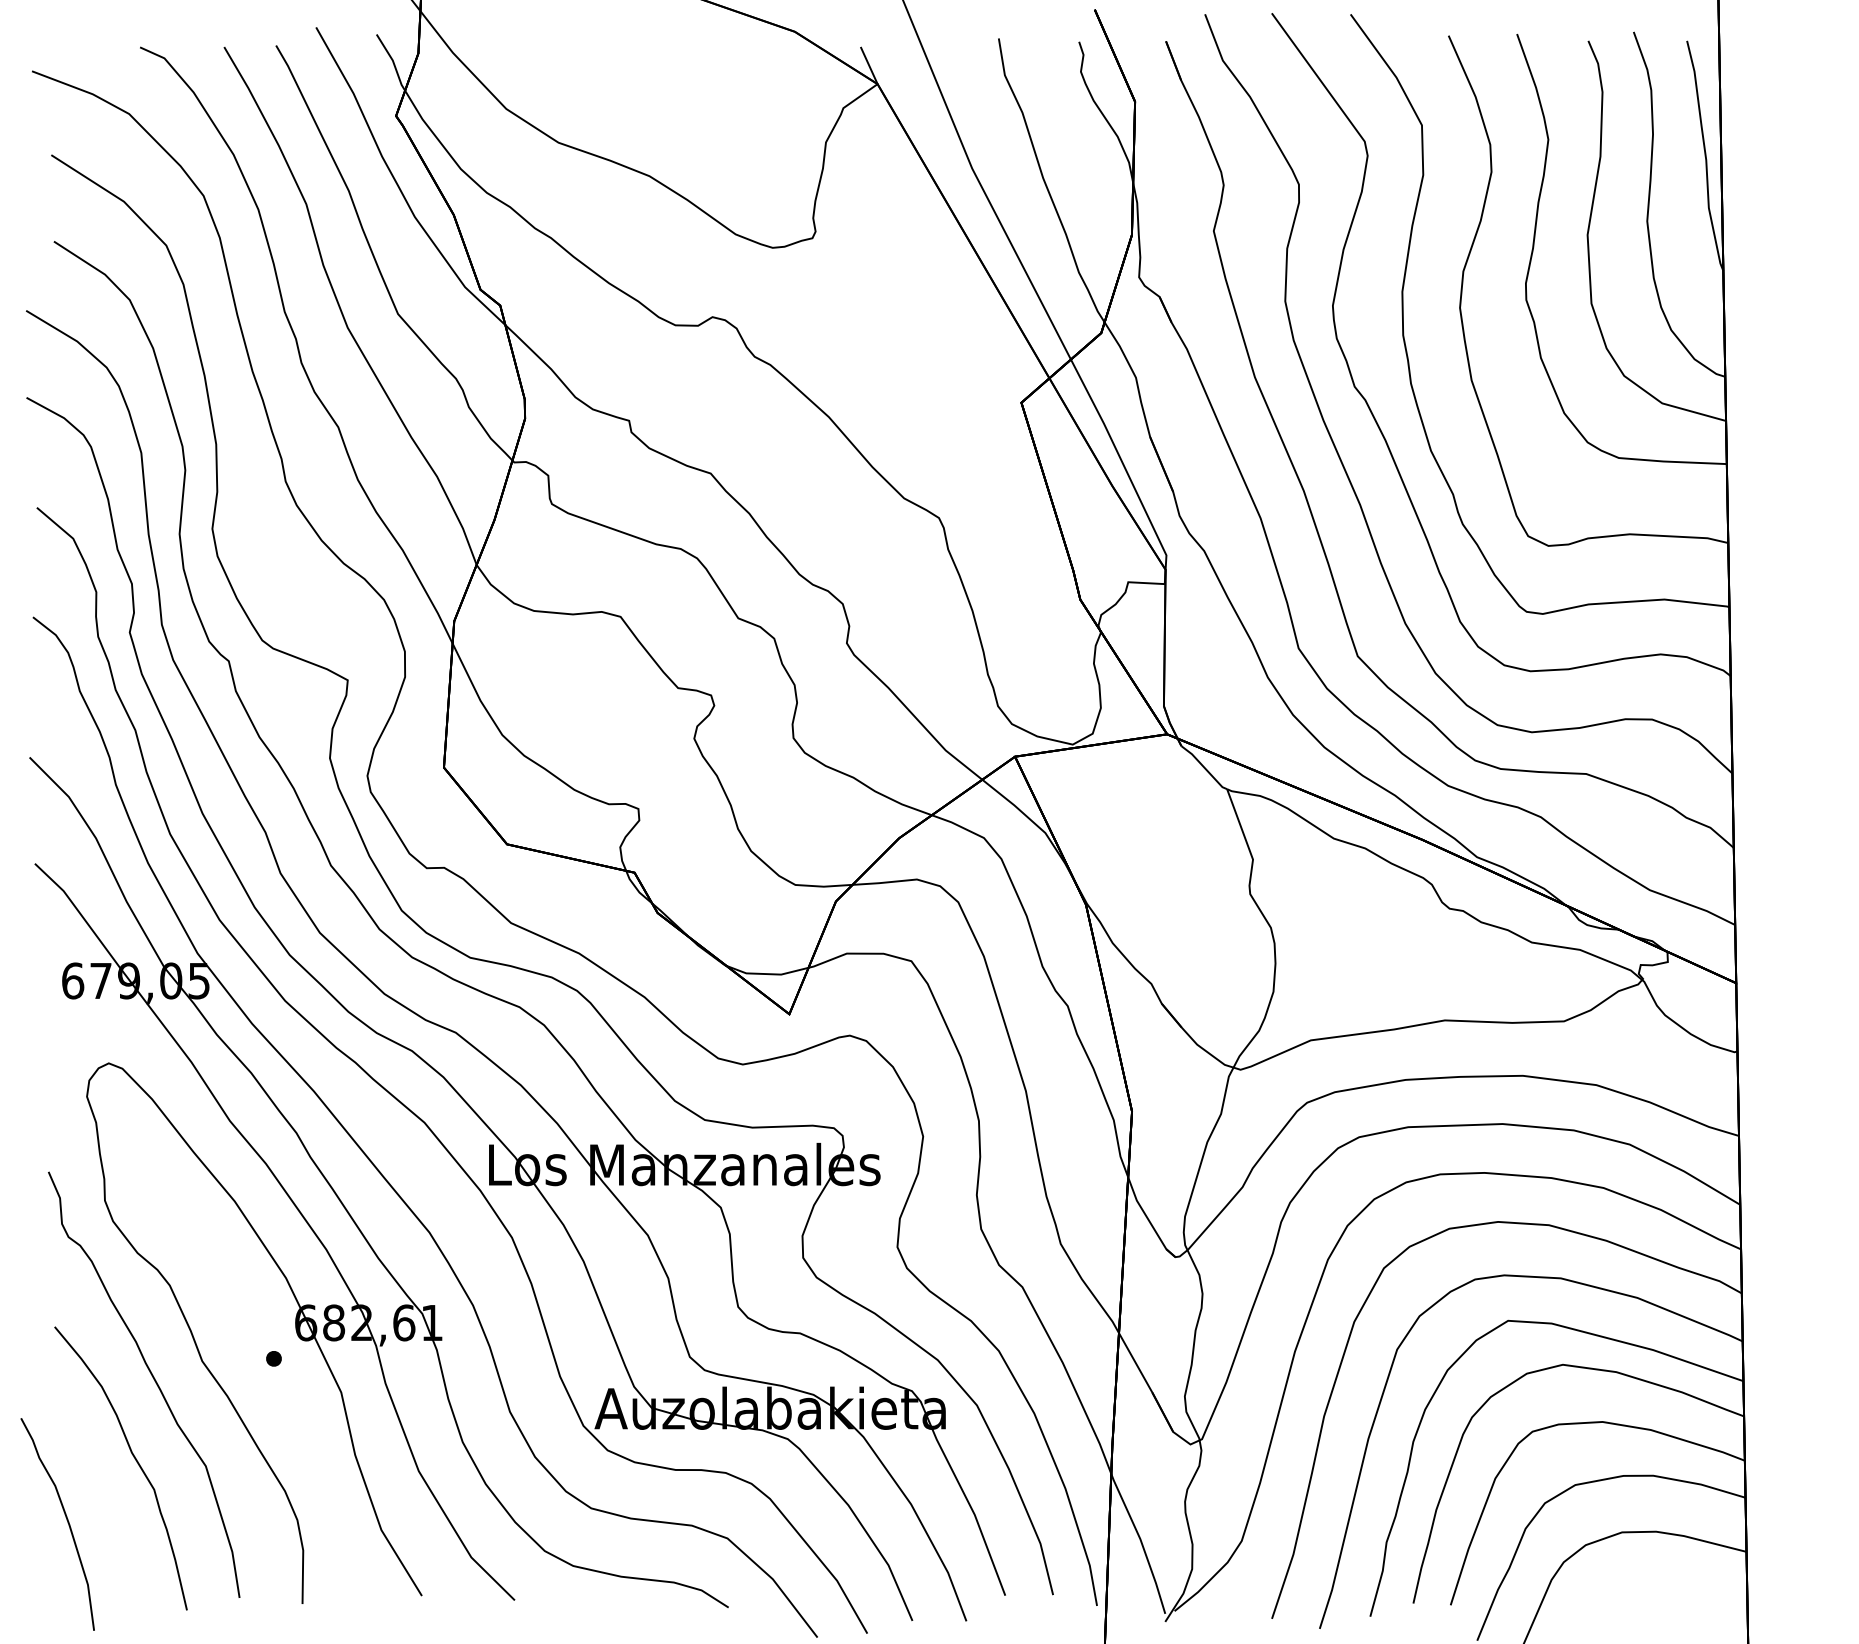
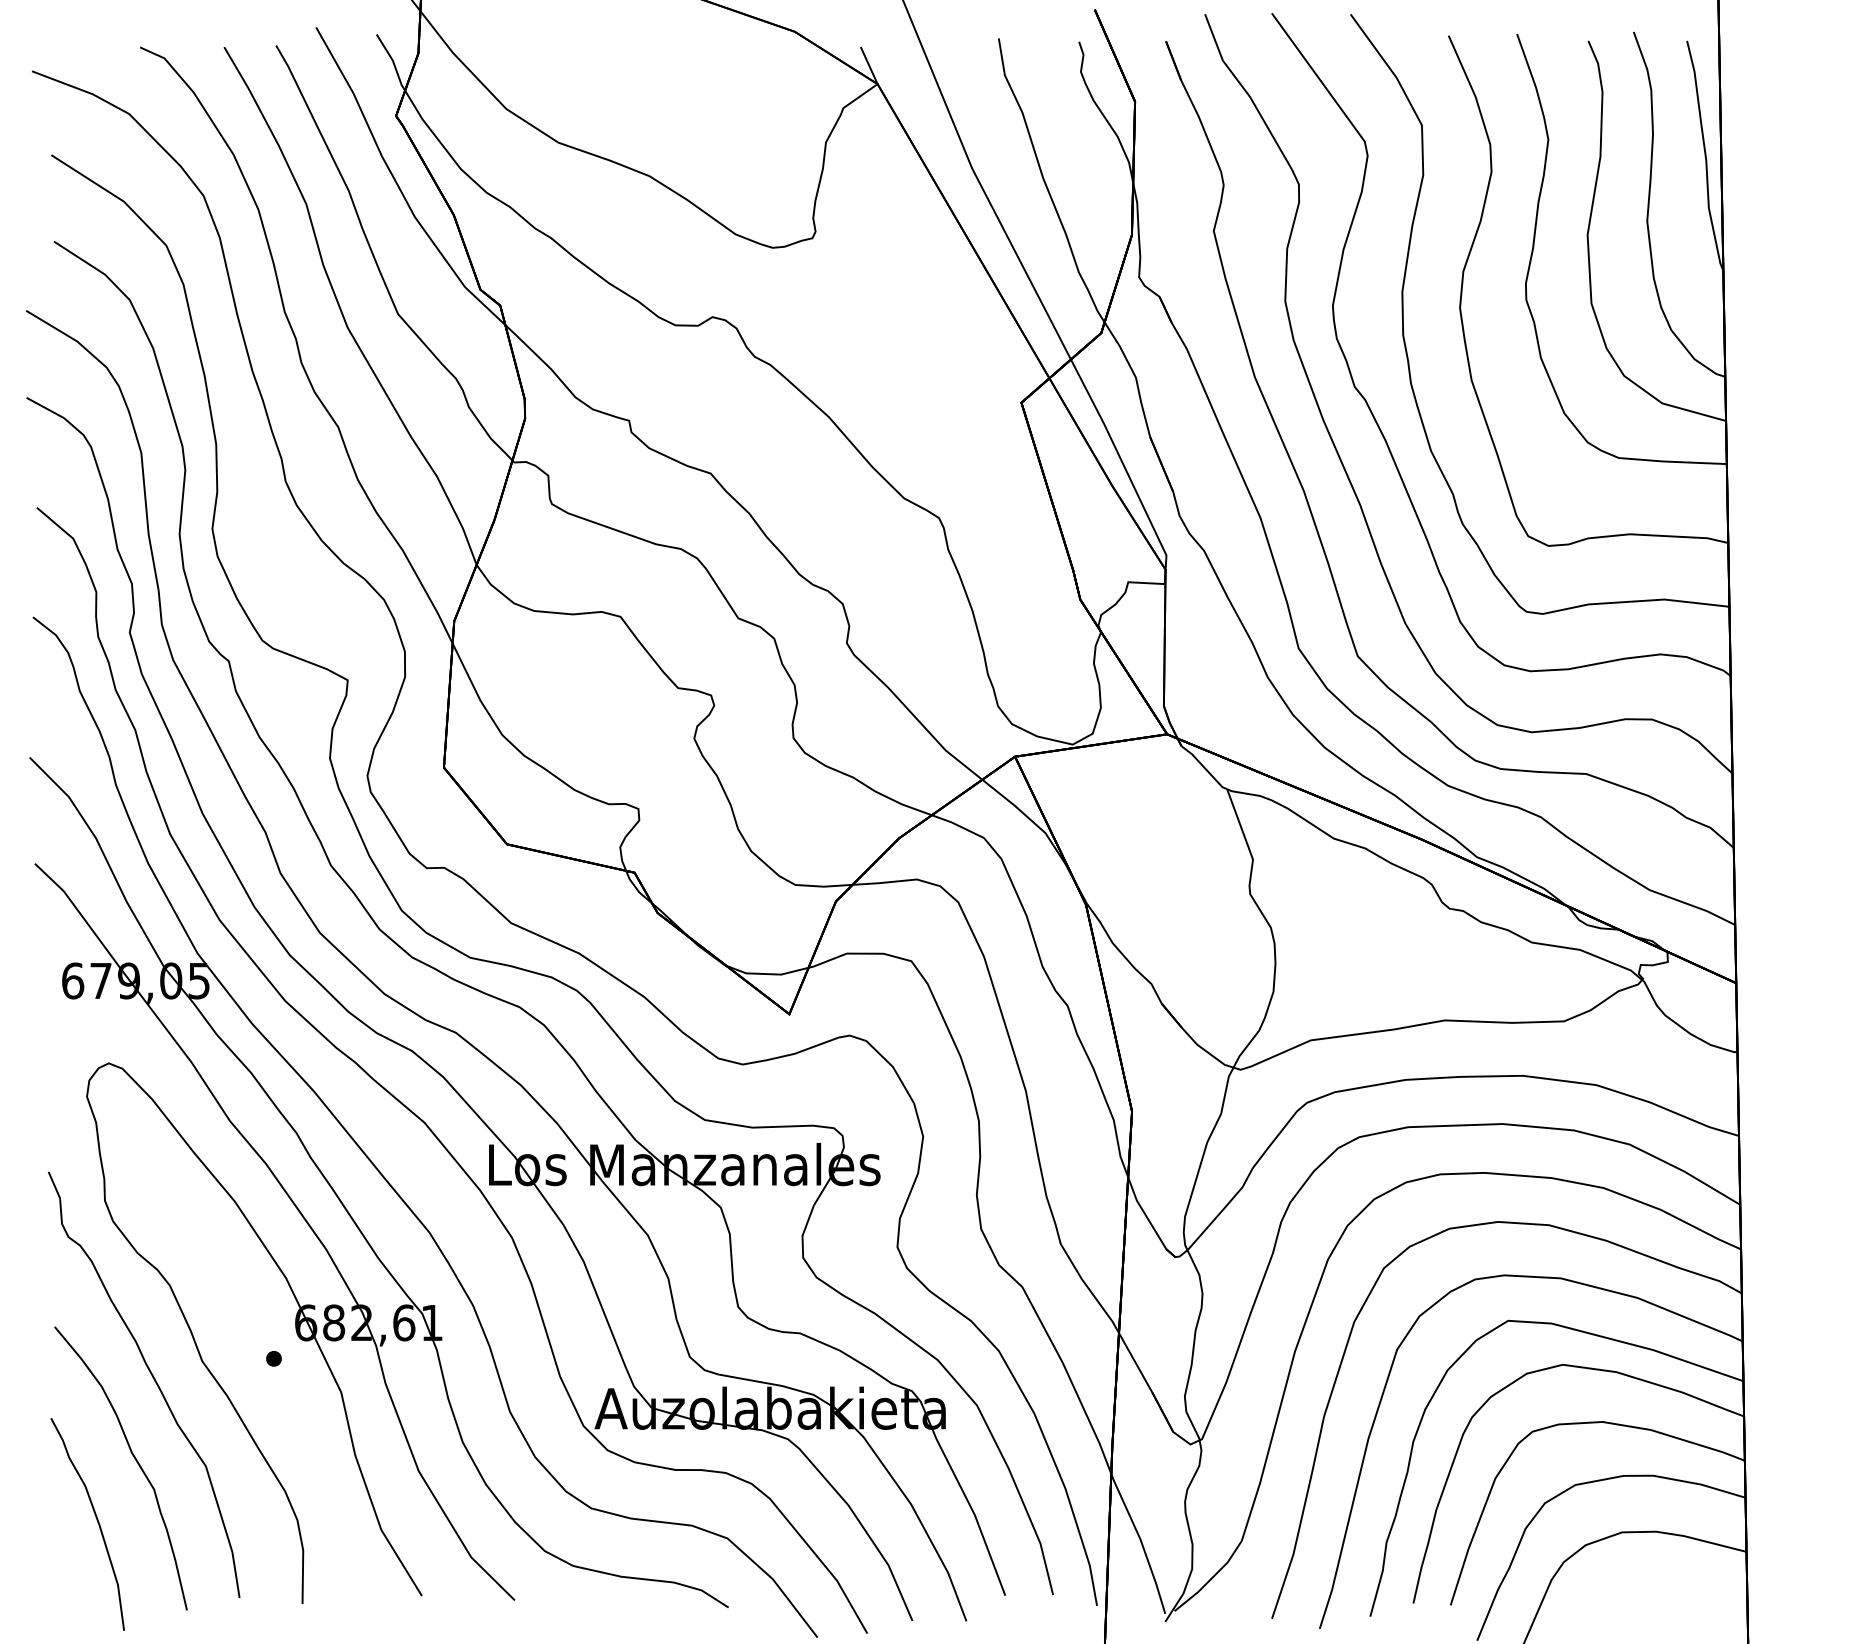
curve position: (66, 1520) -> (96, 1520) (96, 1520)
